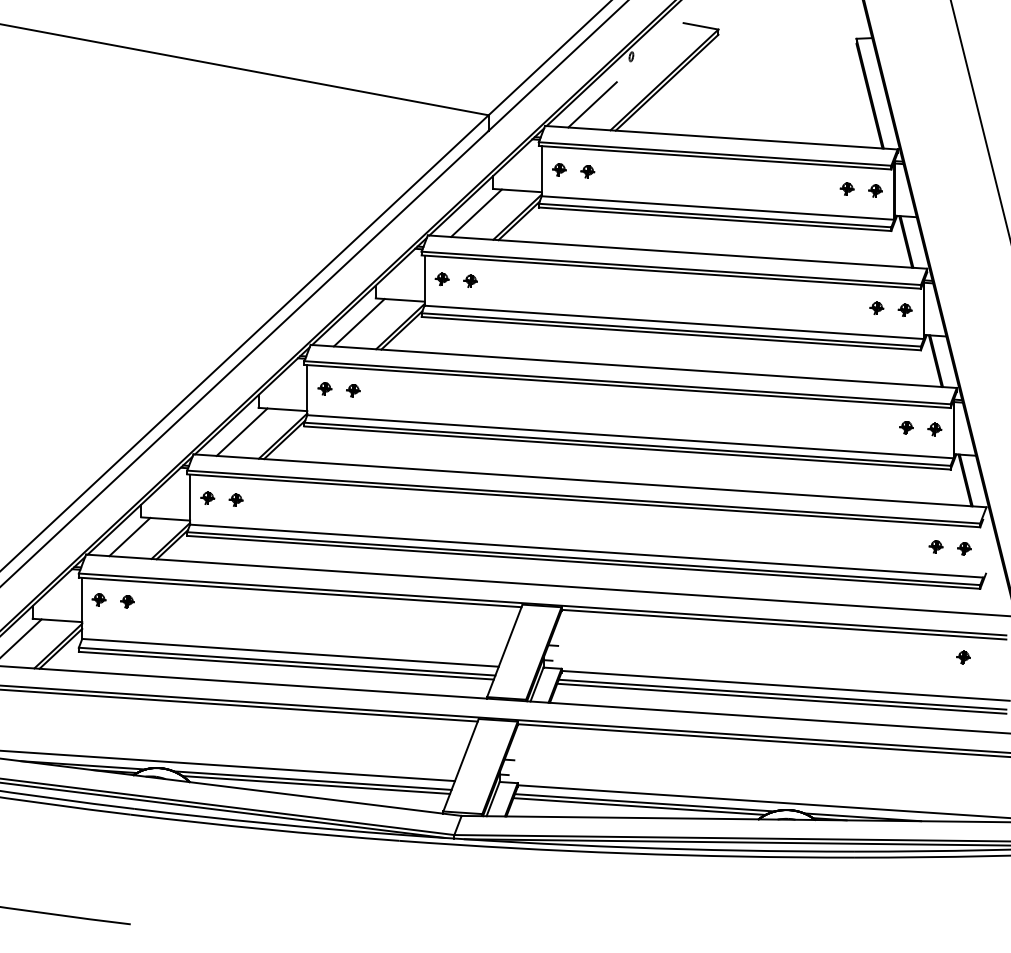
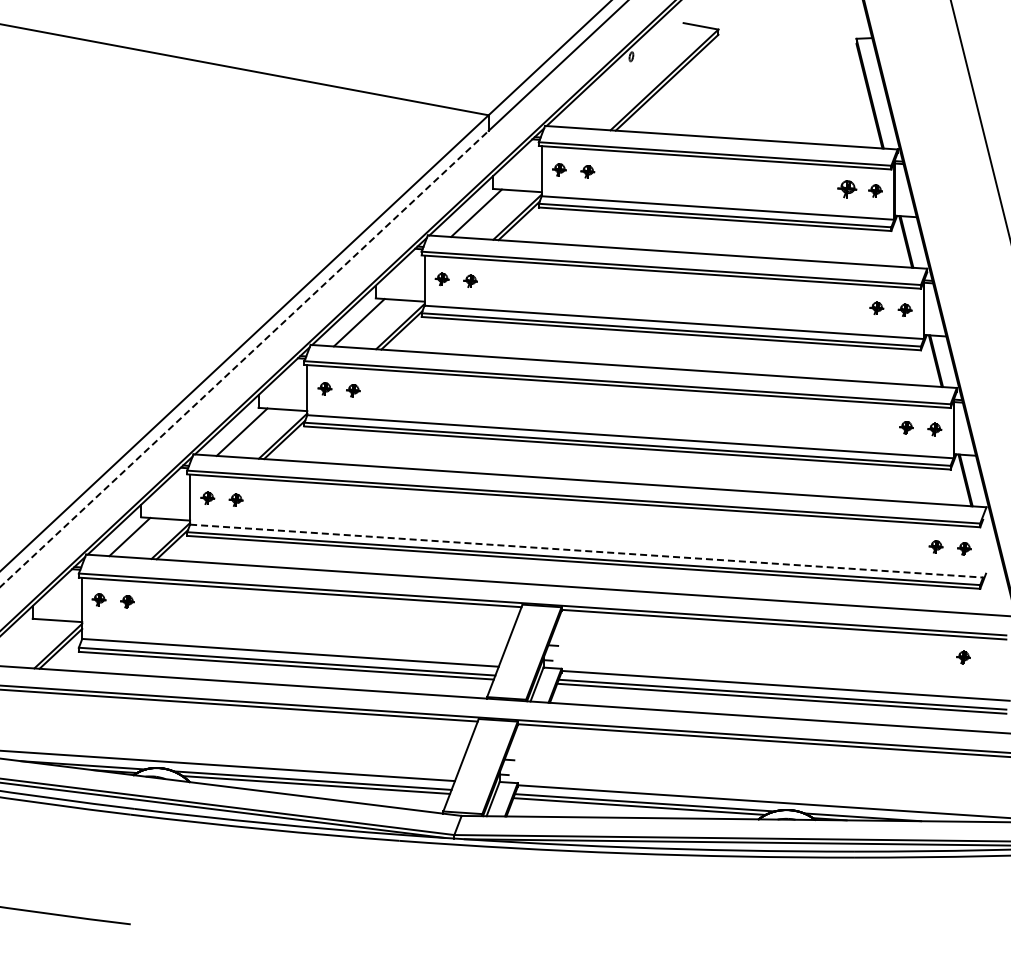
line: present -> none (592, 104)
part size: 16x14 px -> 21x19 px (847, 189)
line: solid -> dashed (244, 358)
line: solid -> dashed (587, 551)
line: present -> none (21, 637)
